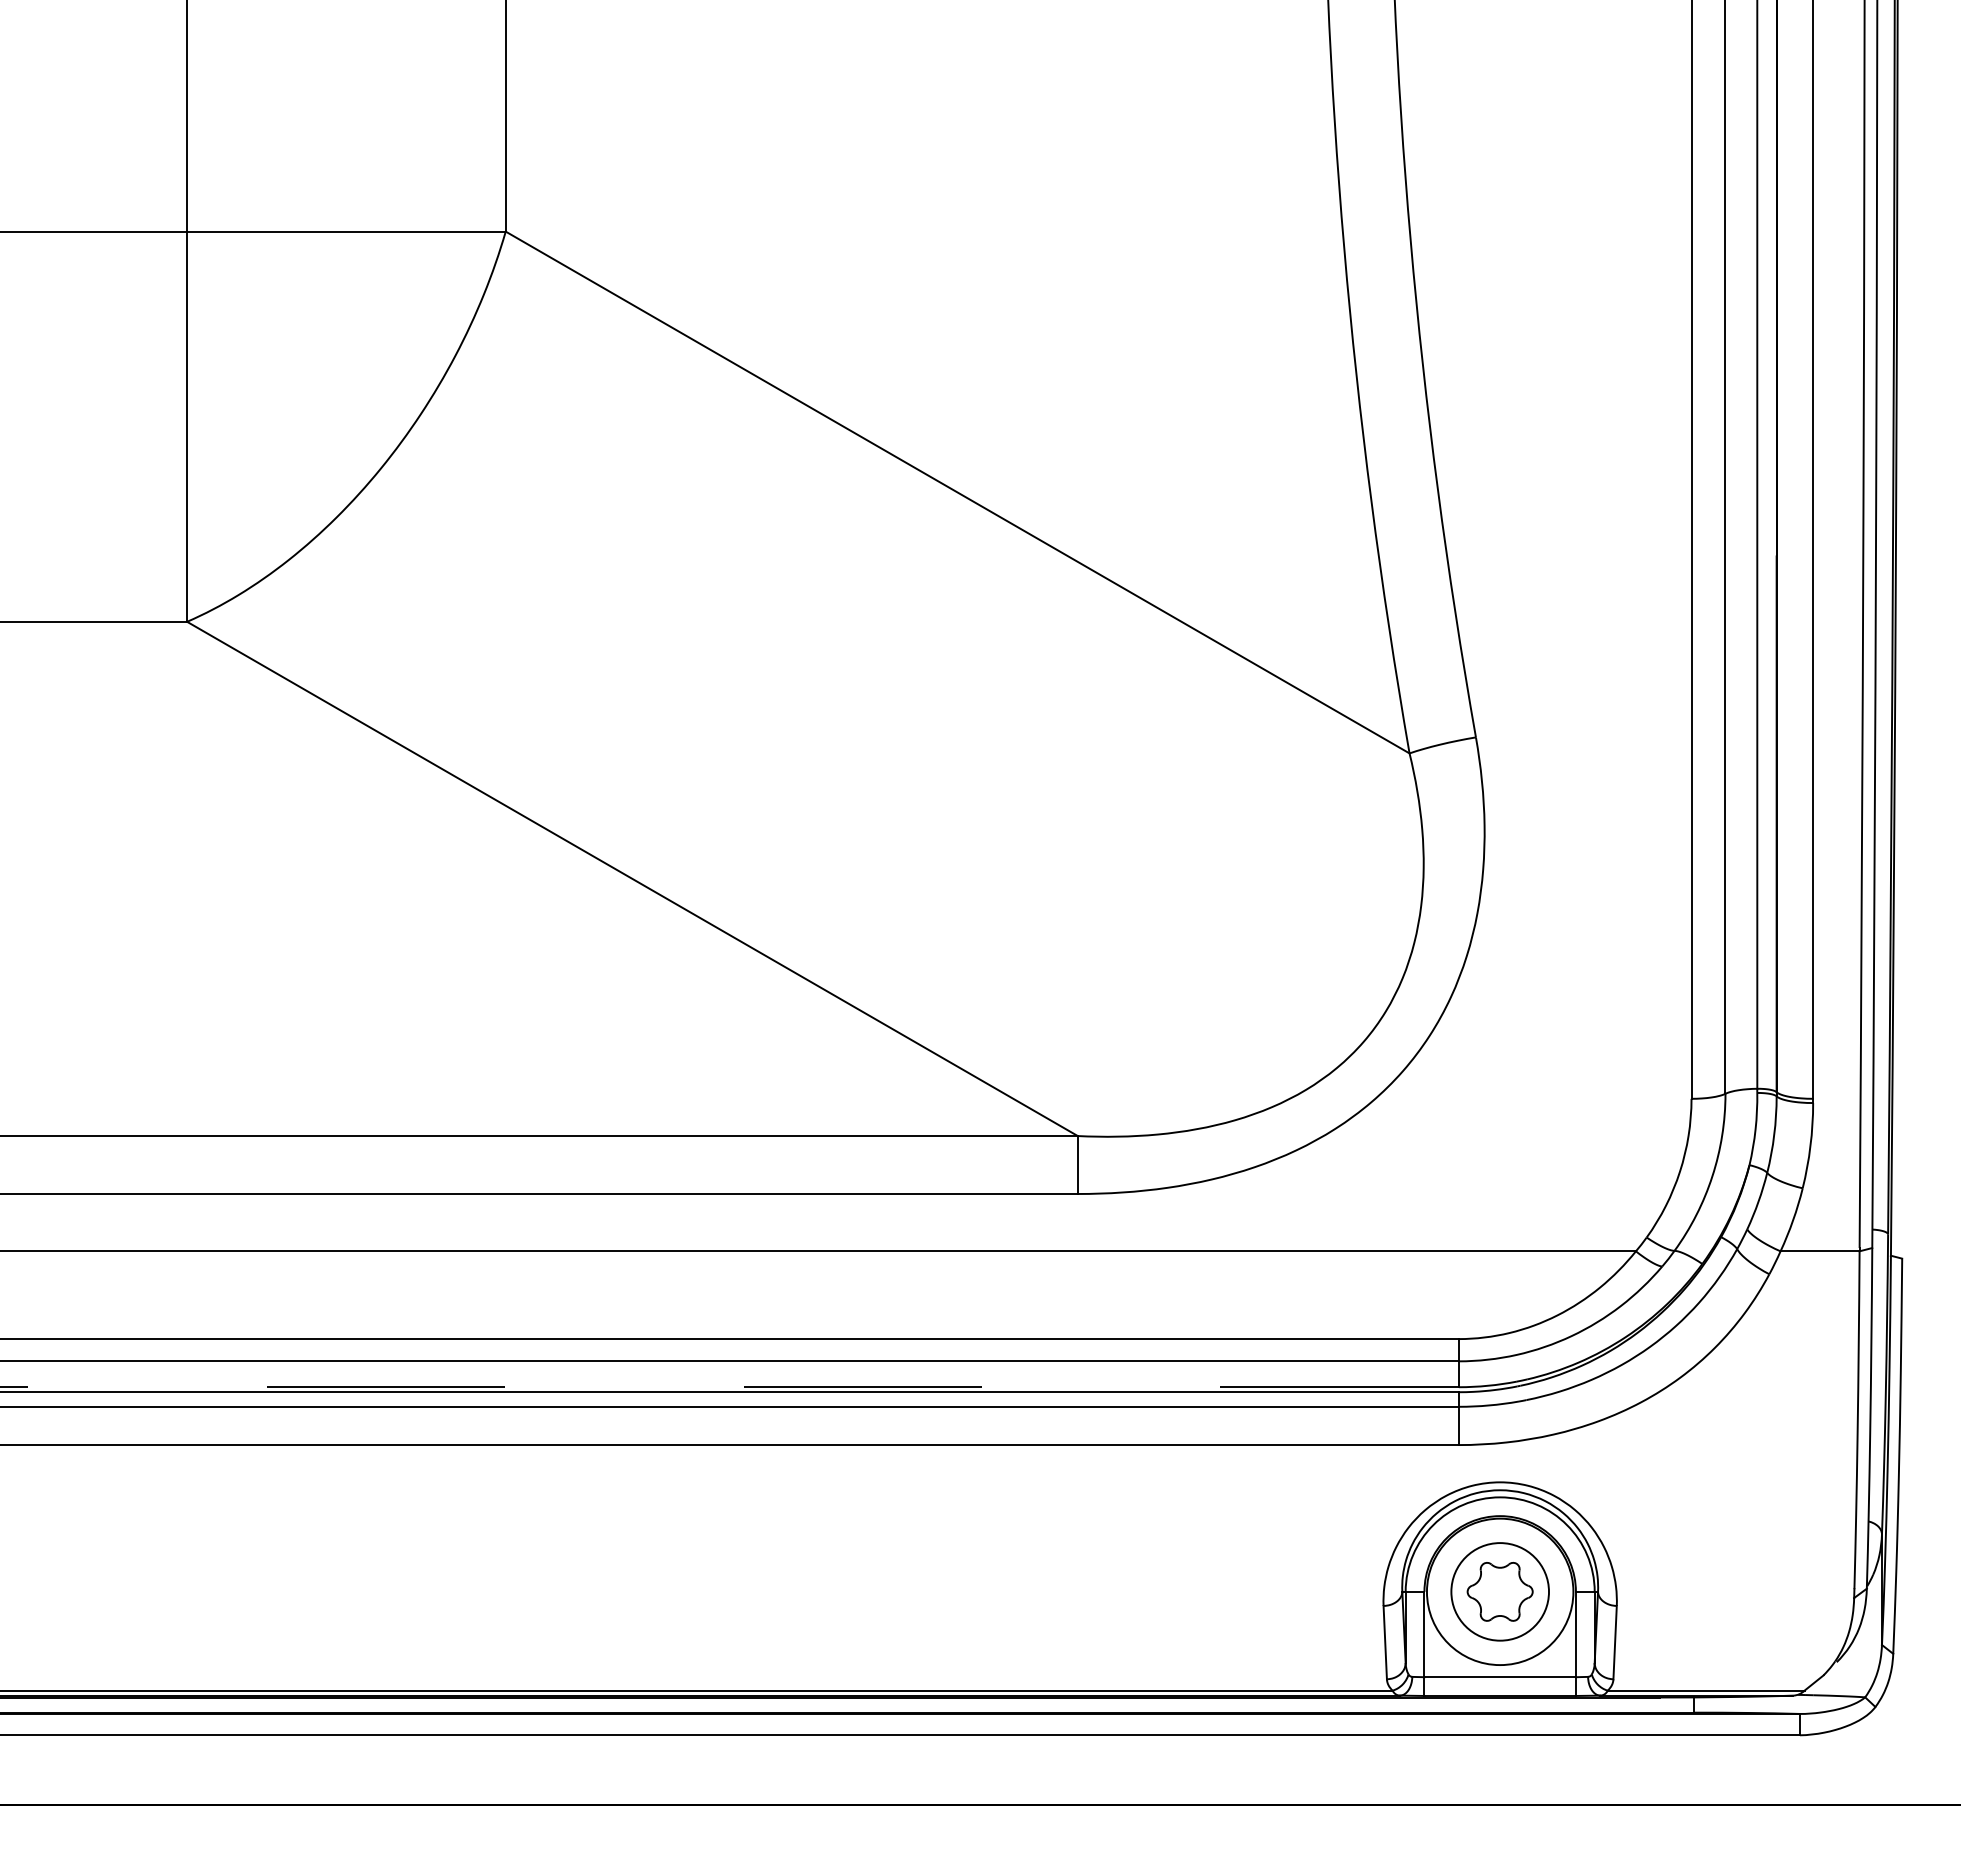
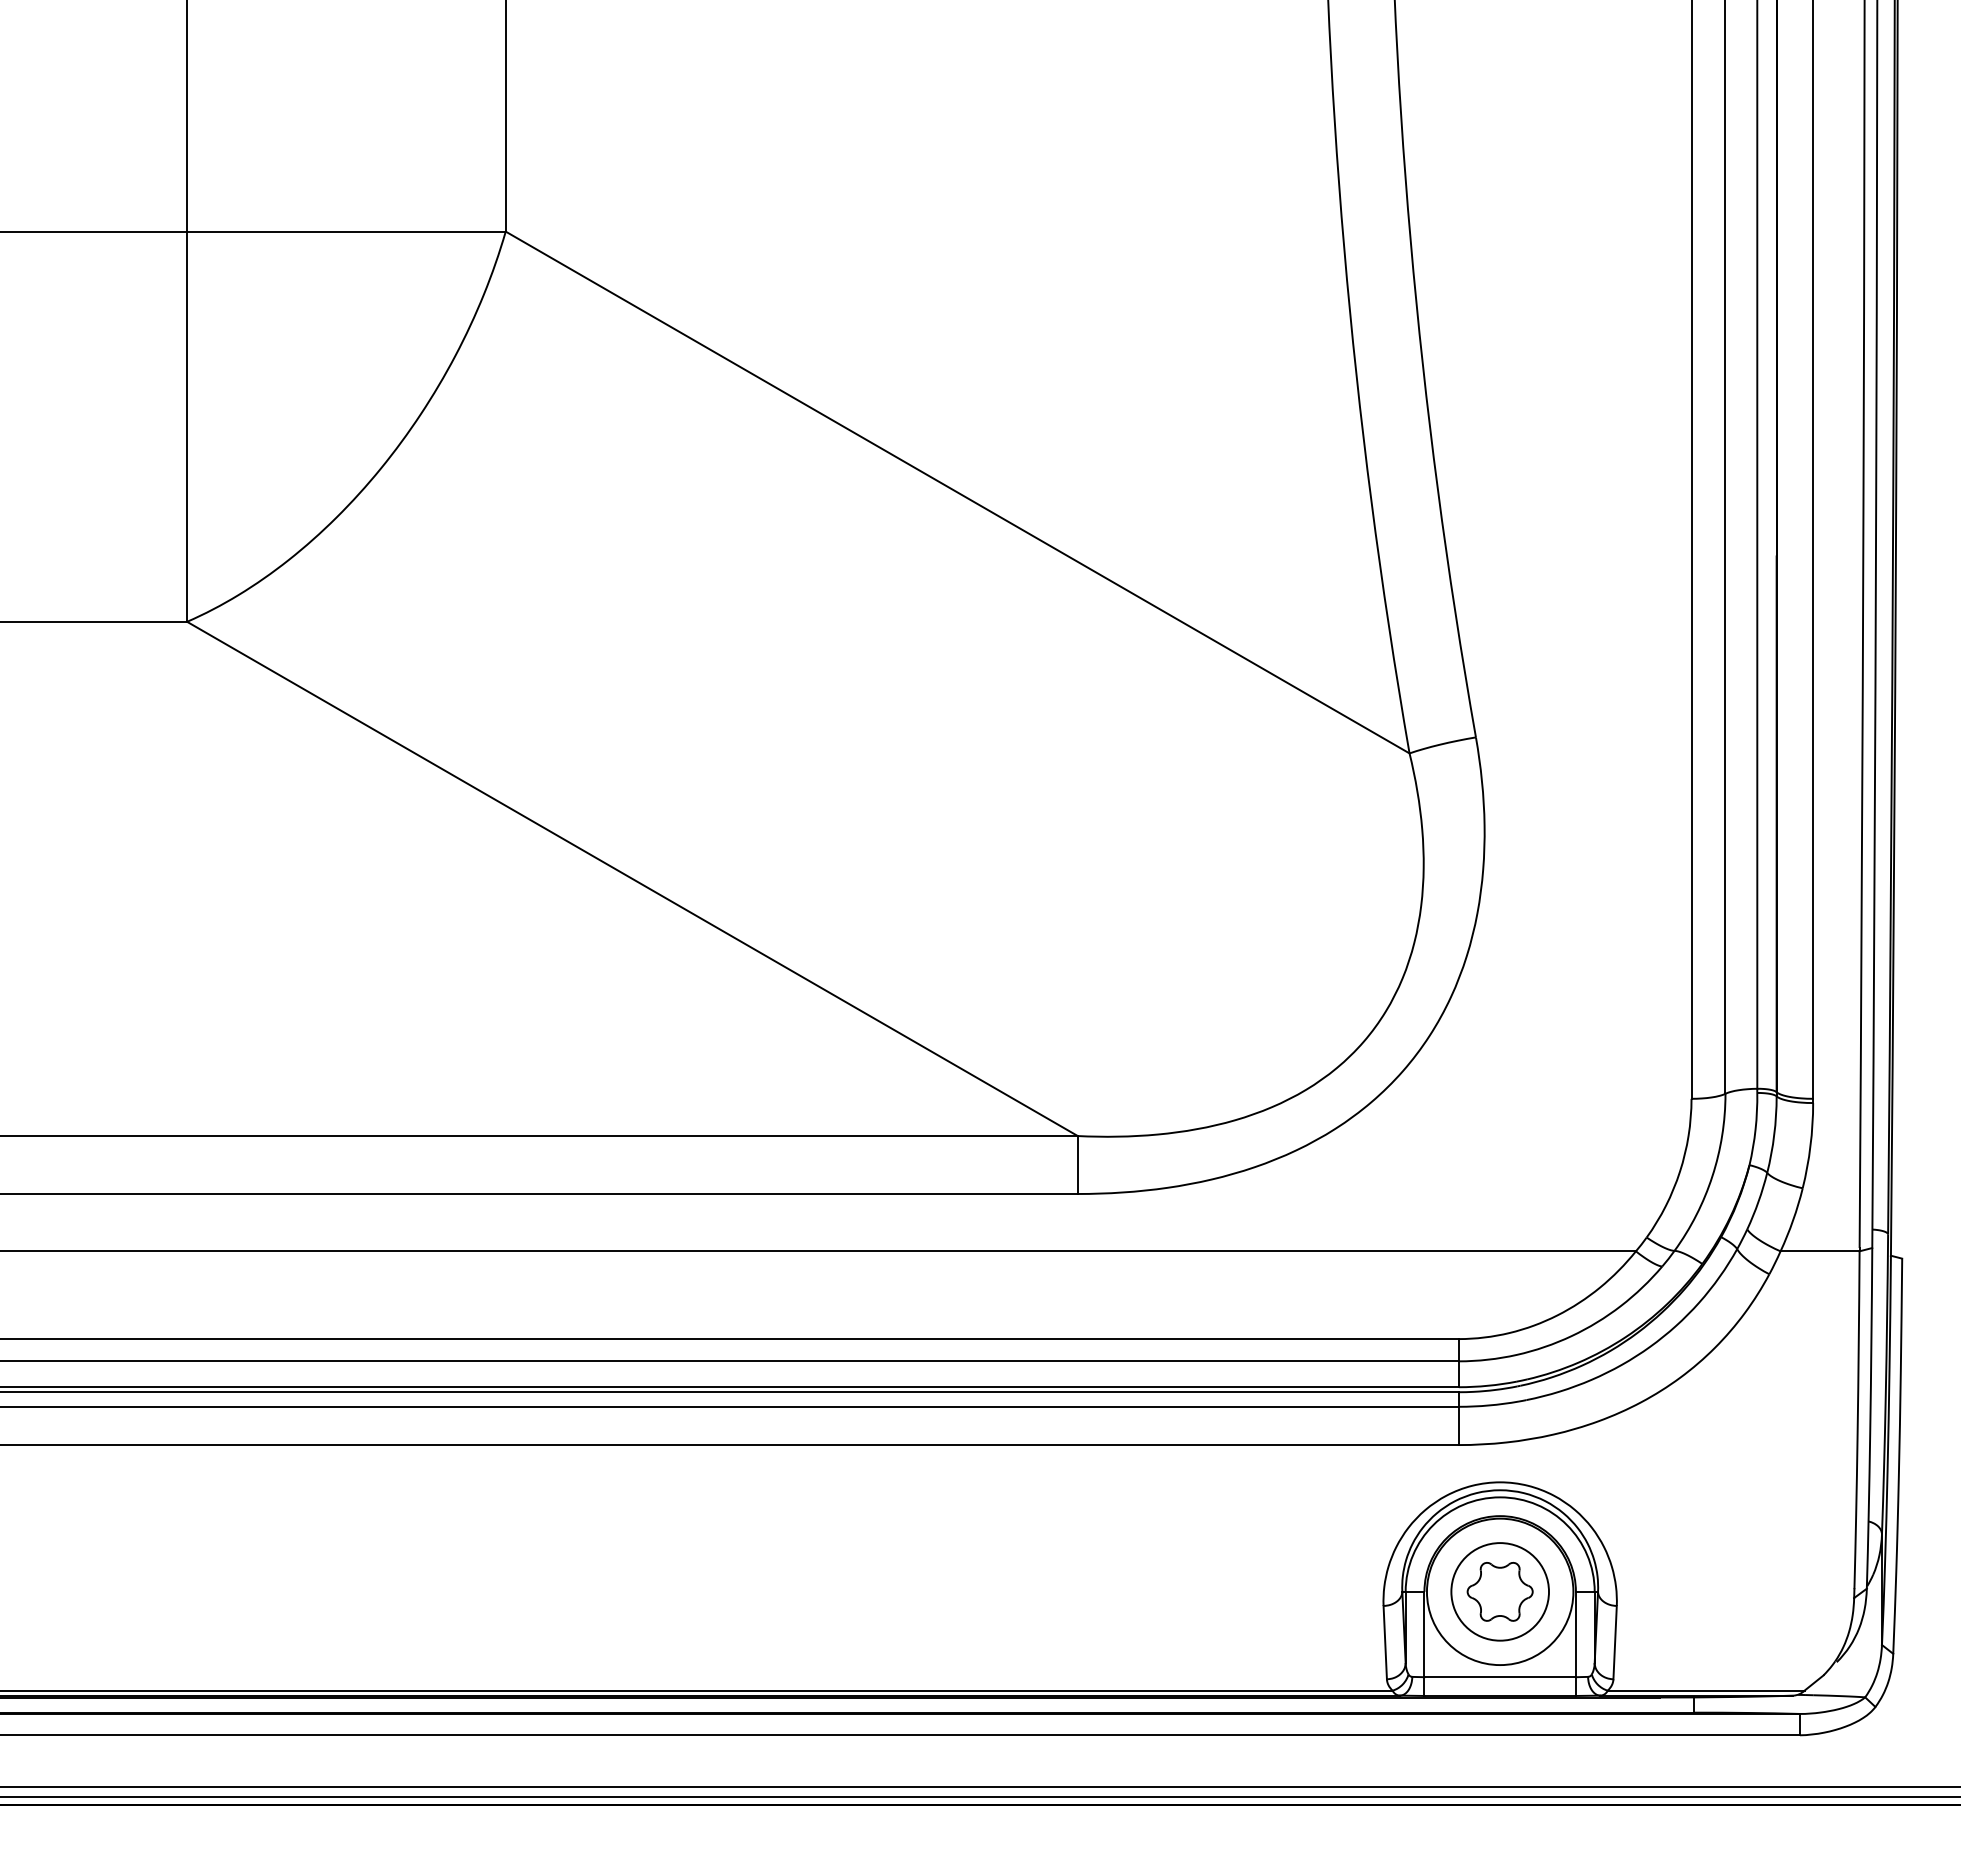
line: dashed -> solid (729, 1387)
line: none -> present (979, 1786)
line: none -> present (979, 1797)
